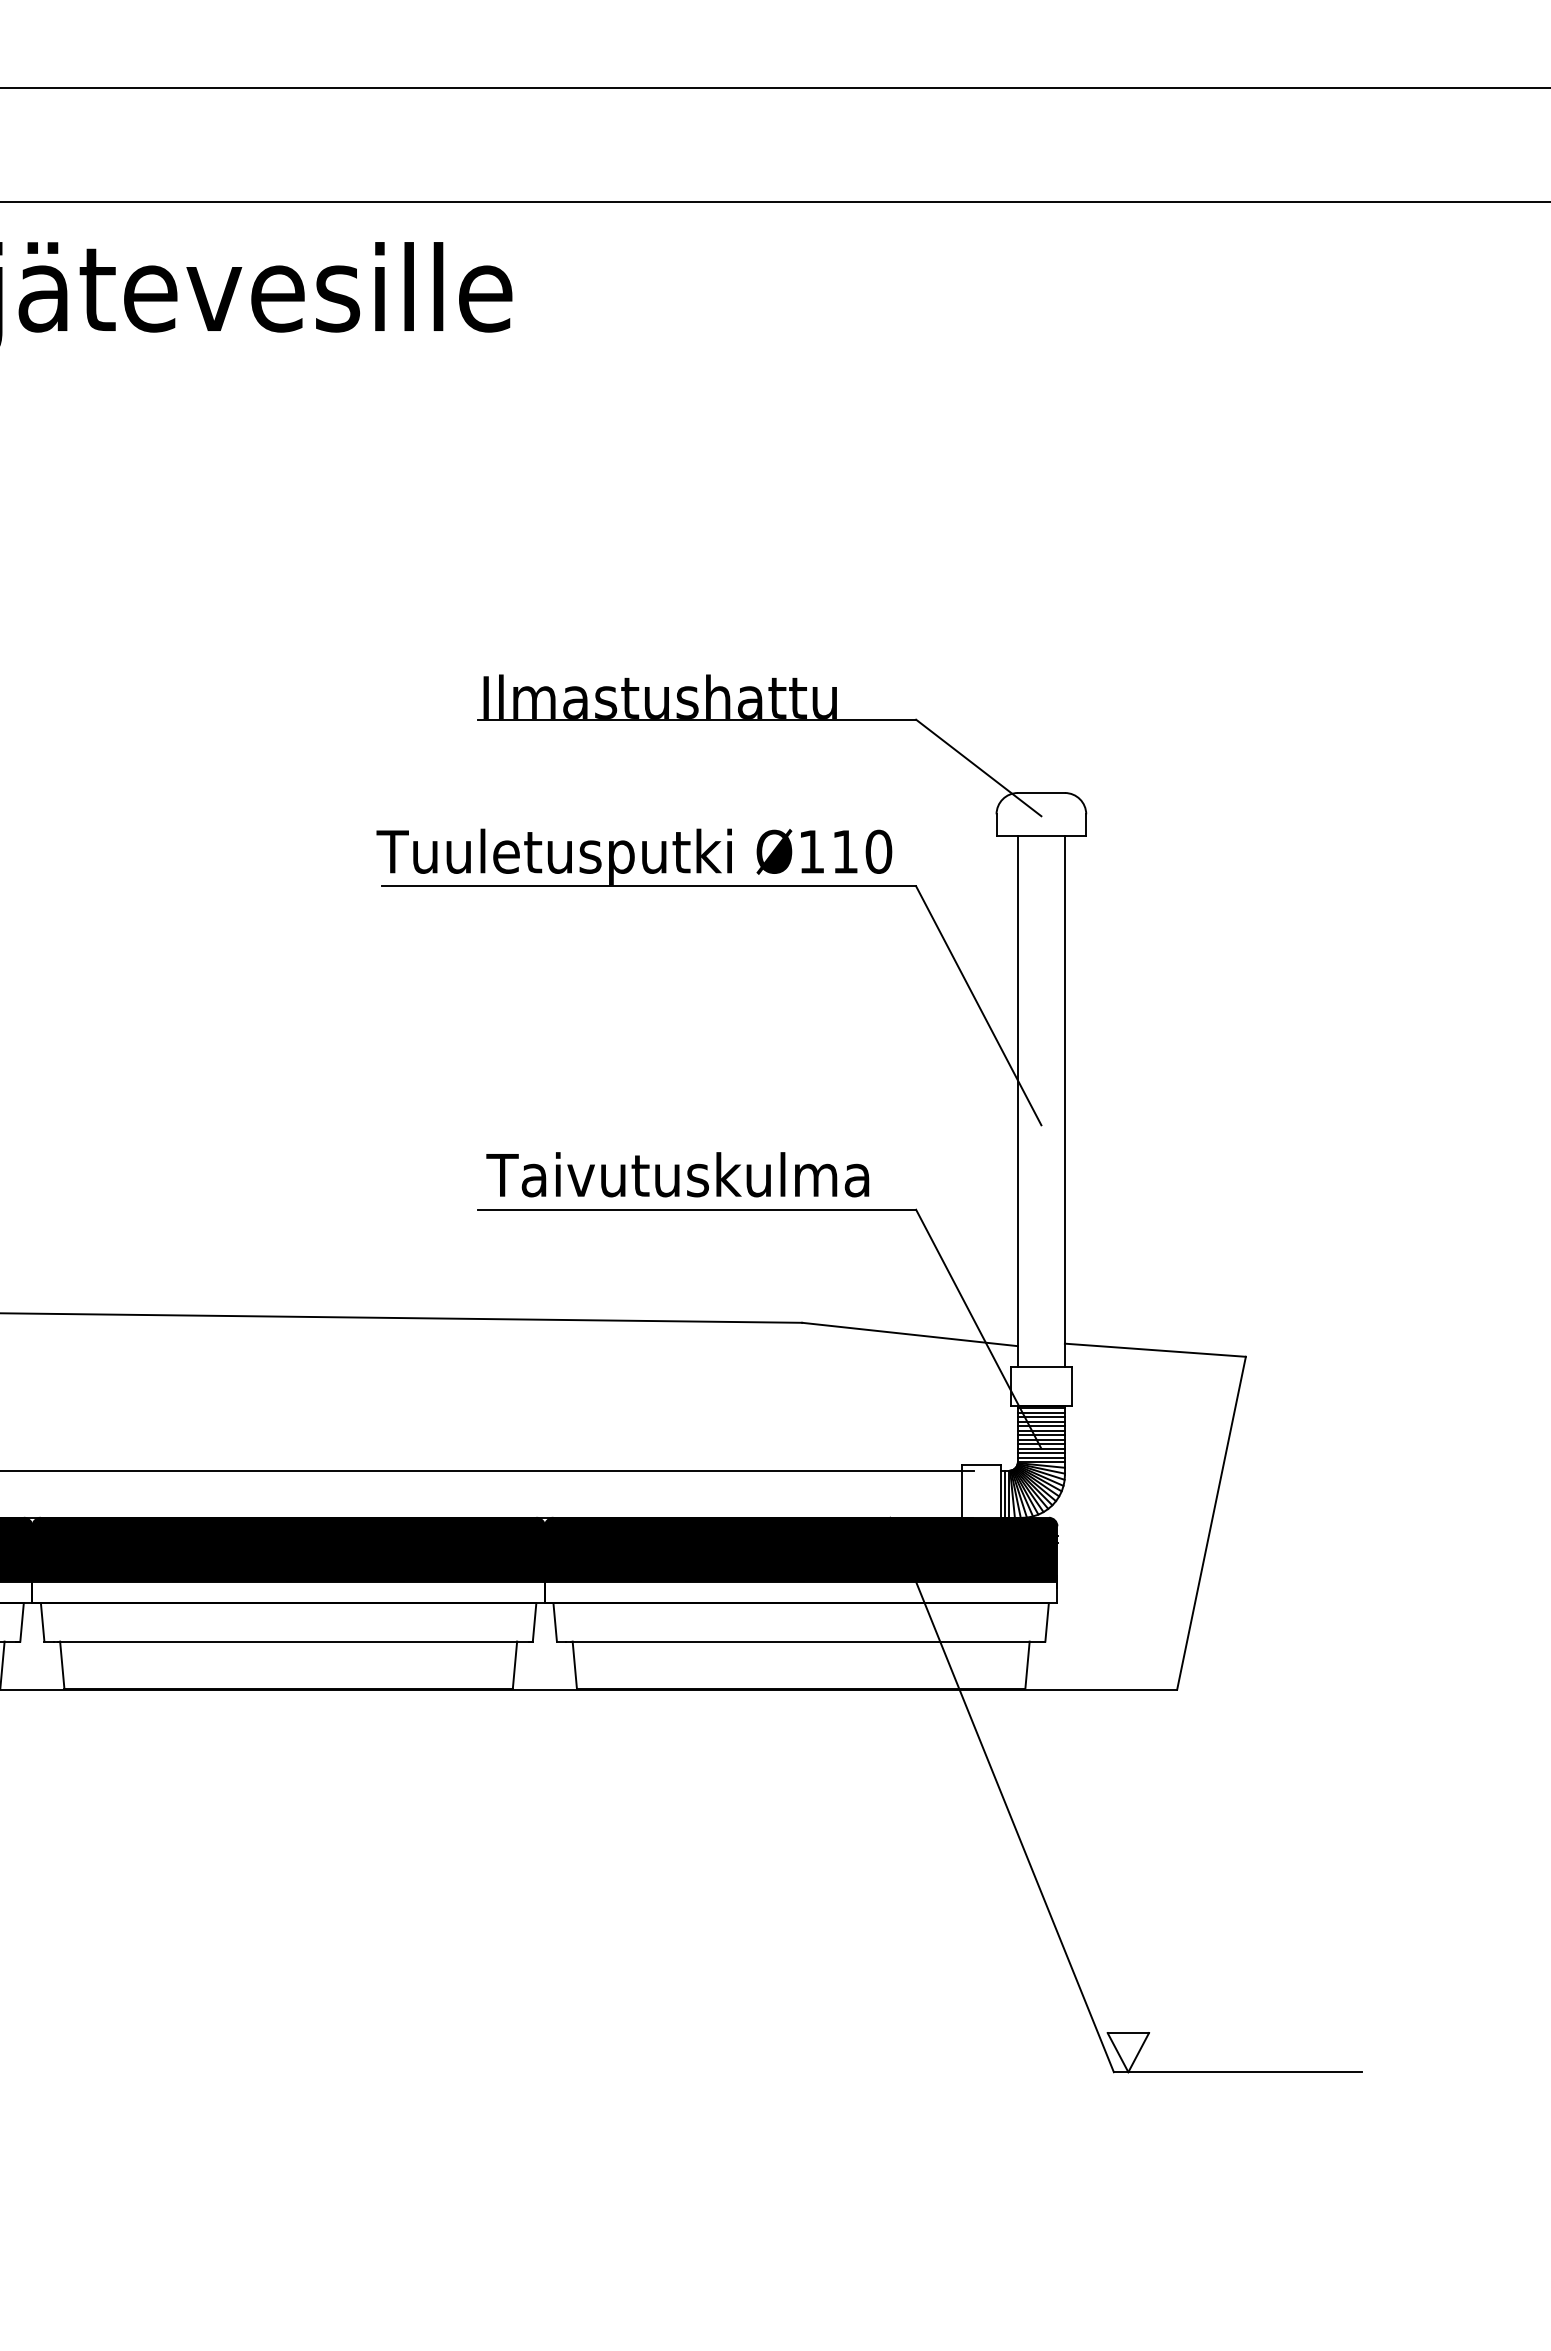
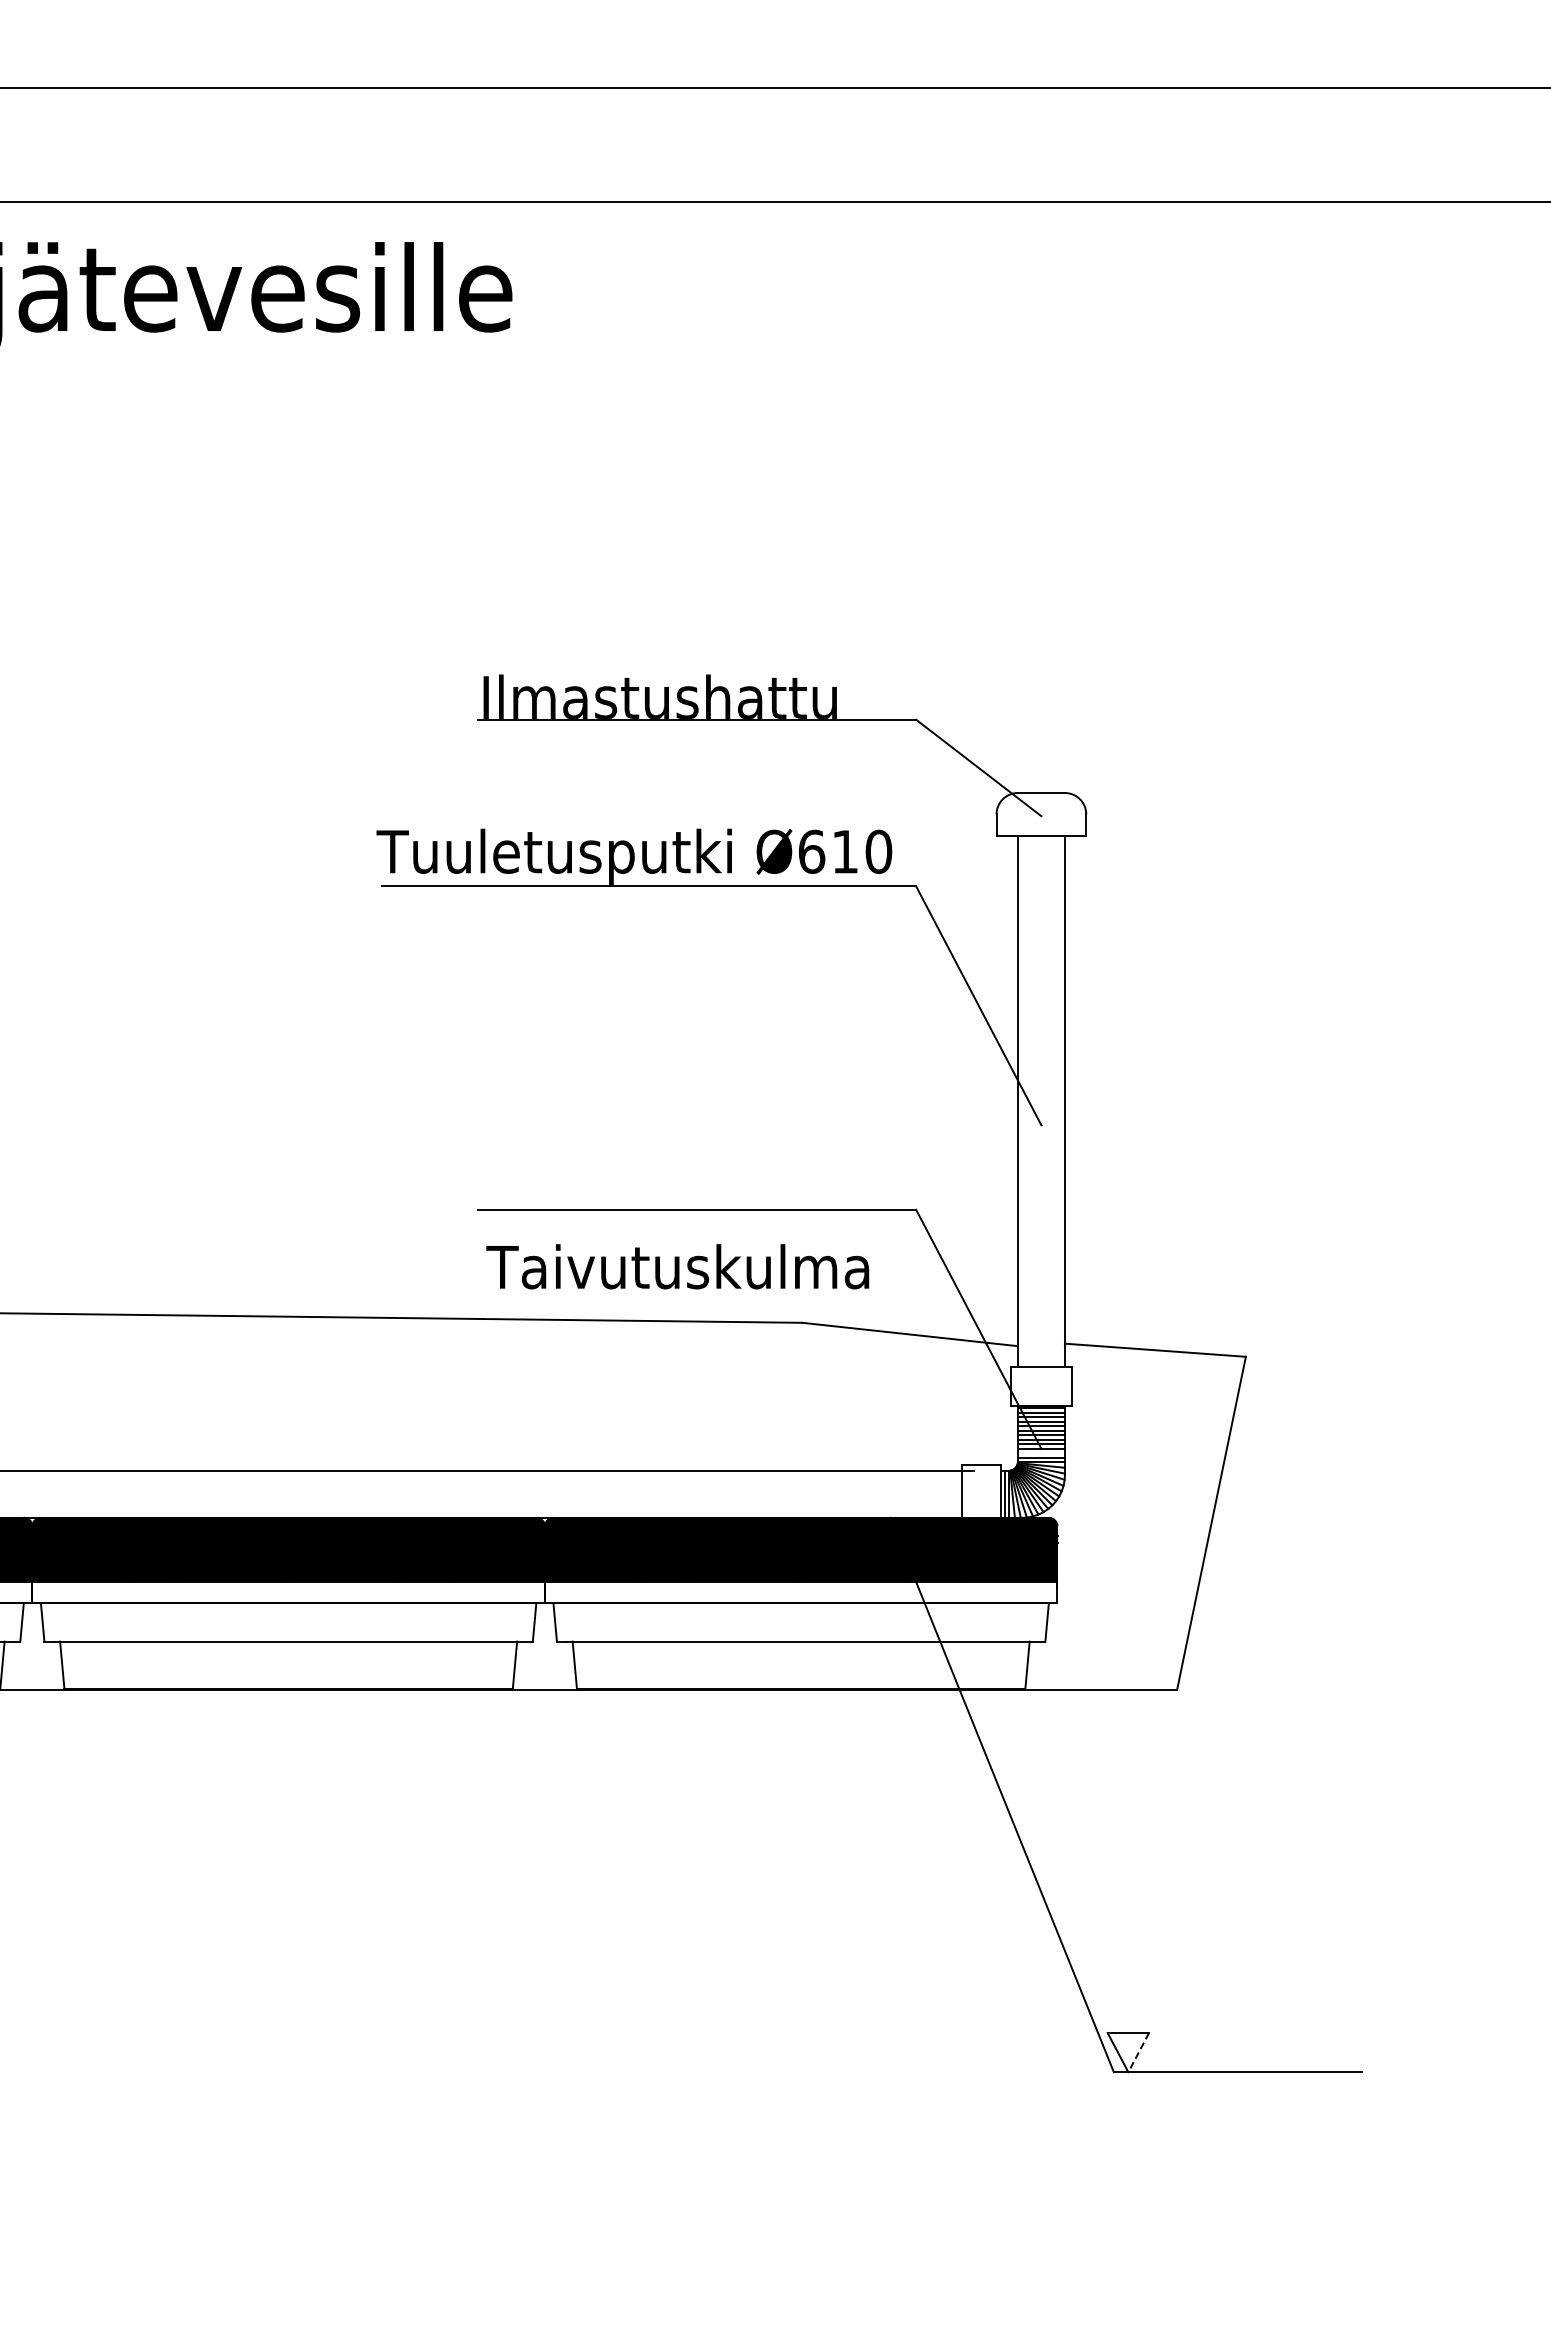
text: Ø110 -> Ø610 (811, 851)
text position: (677, 1174) -> (677, 1266) (677, 1266)
line: present -> none (1040, 1453)
line: solid -> dashed (1138, 2053)
